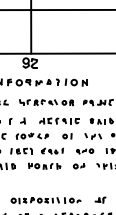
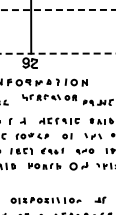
line: solid -> dashed (58, 10)
line: solid -> dashed (57, 53)
part position: (46, 102) -> (49, 97) (49, 97)
part size: 13x7 px -> 20x9 px (78, 166)
